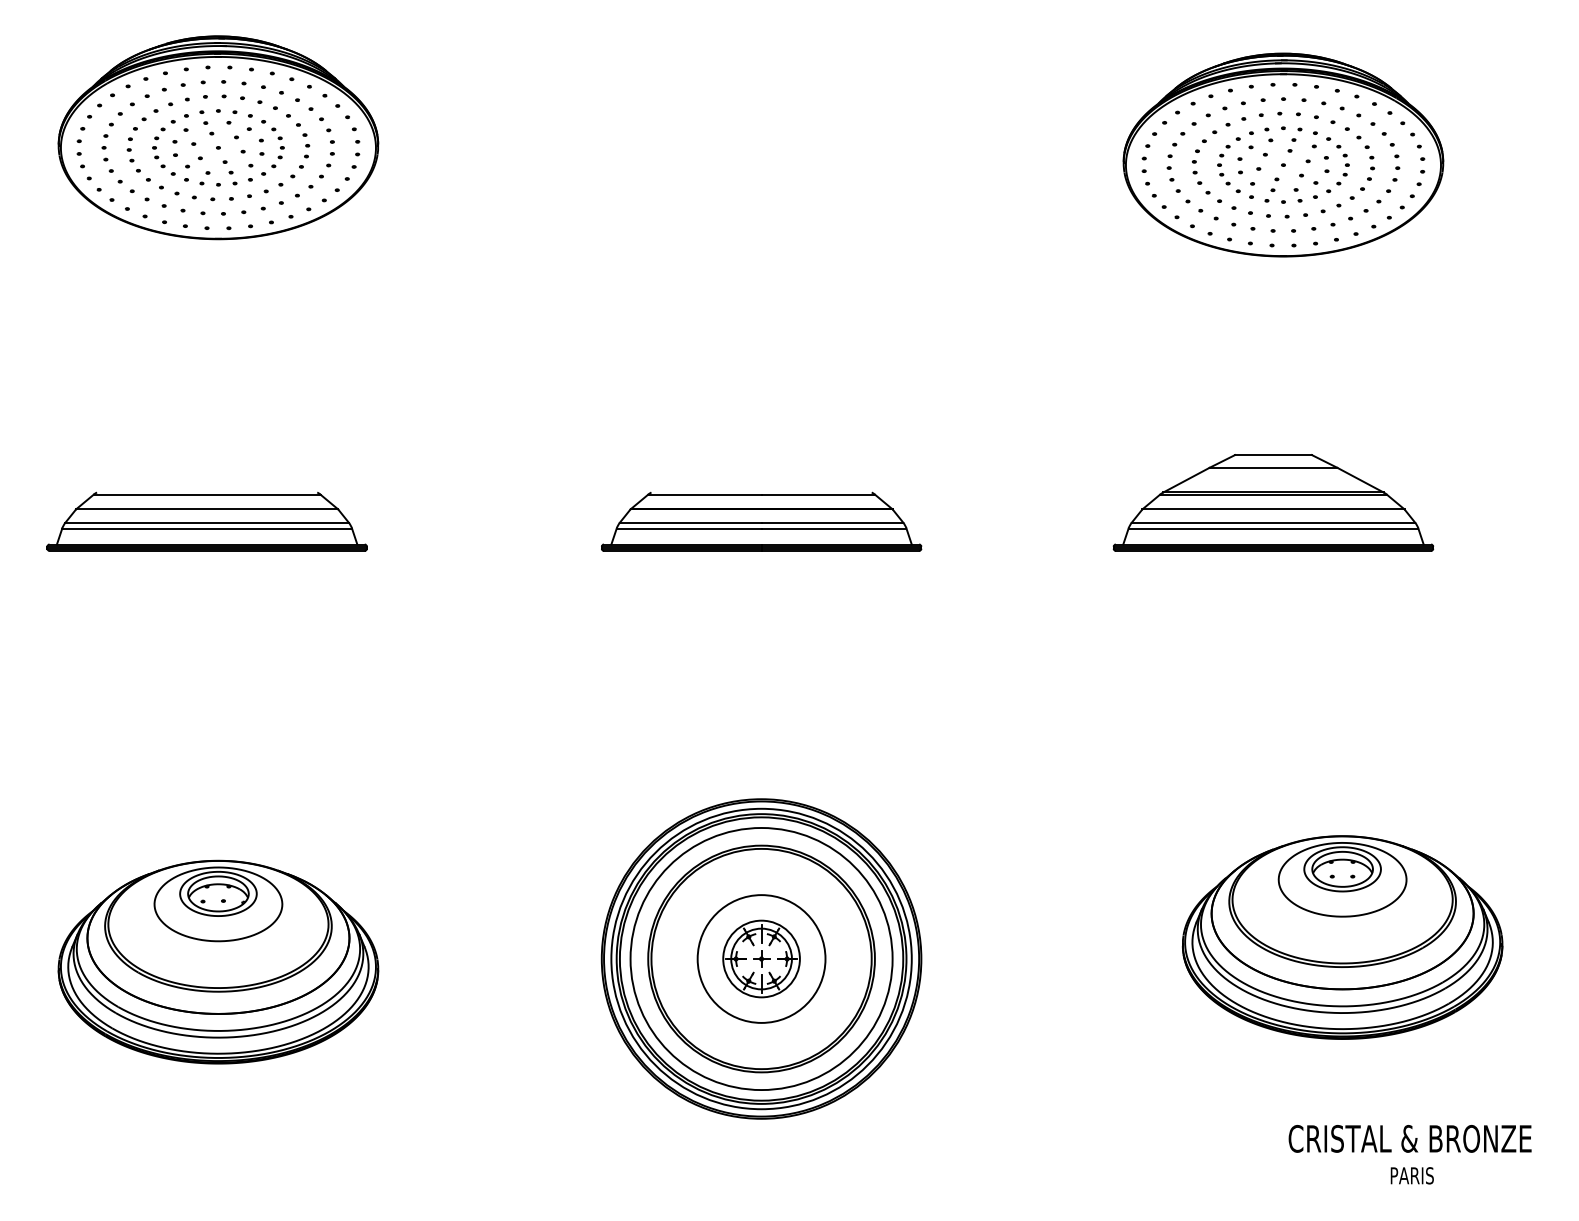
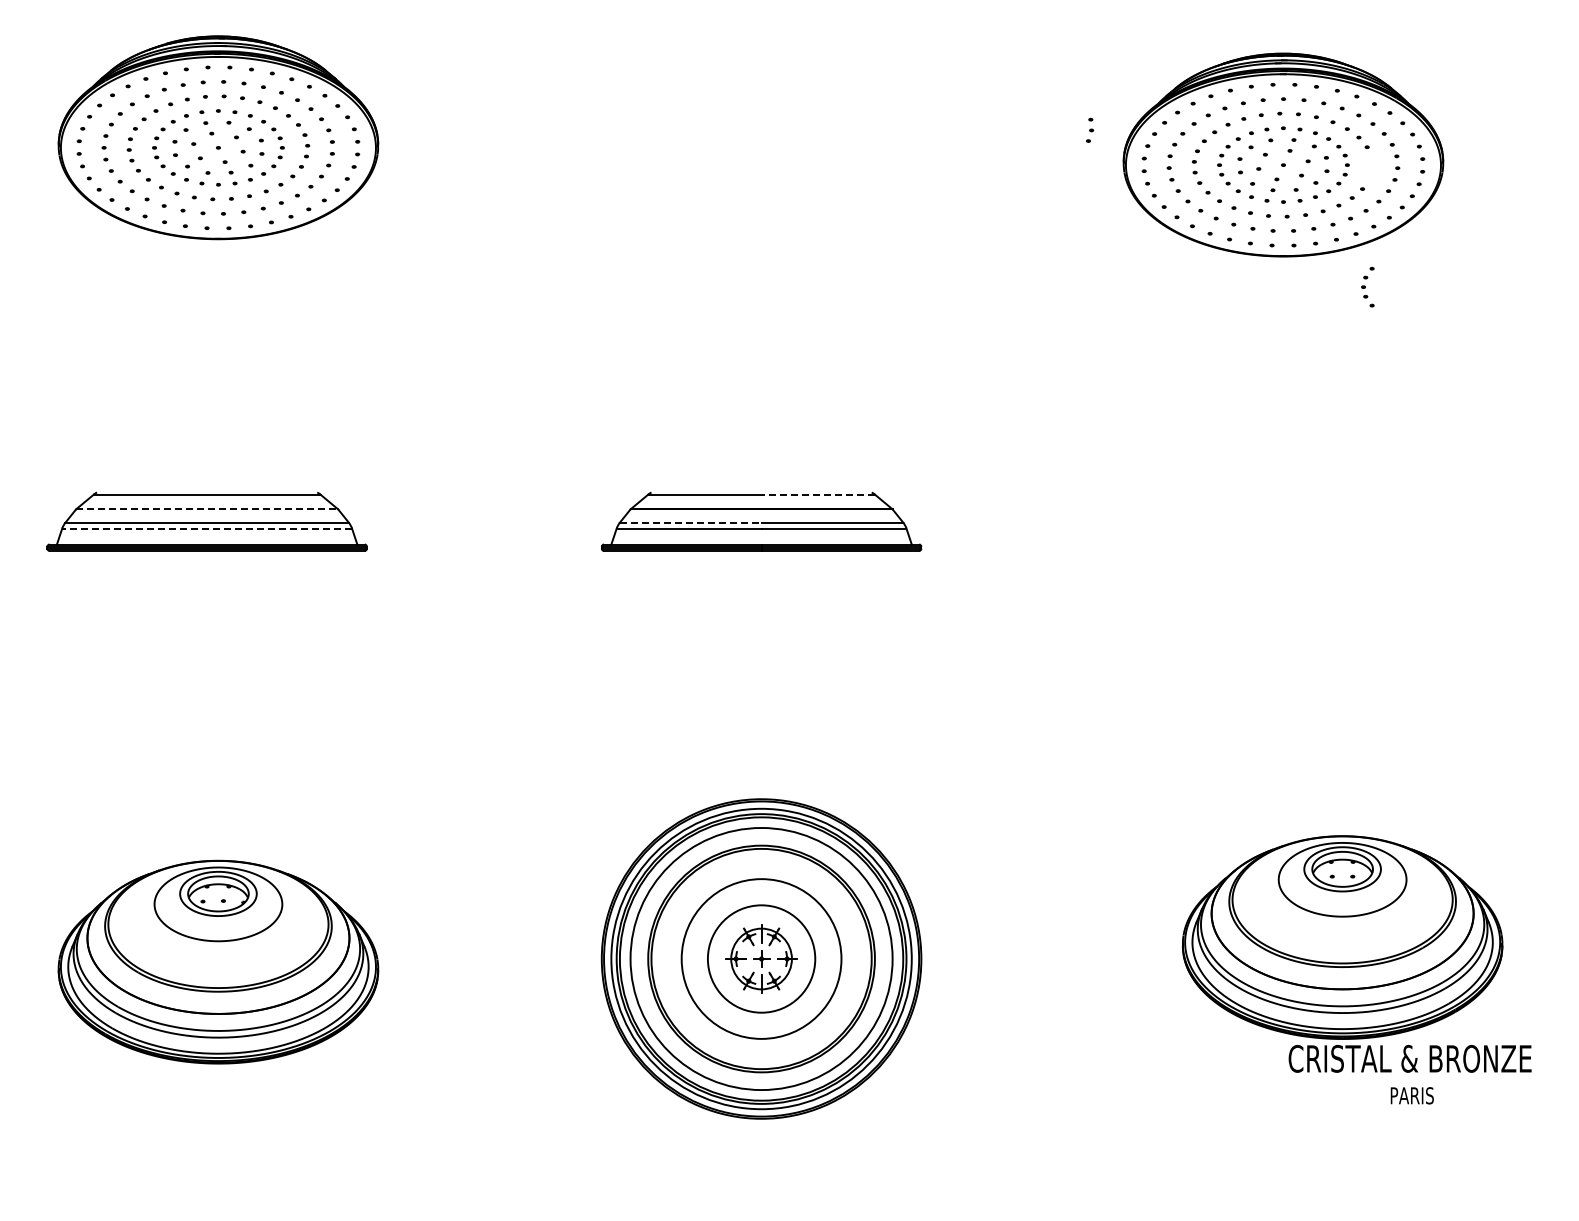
part position: (1371, 167) -> (1090, 129) (1090, 129)
part: none -> present (1367, 286)
line: solid -> dashed (818, 494)
part: present -> none (1273, 502)
line: solid -> dashed (207, 509)
line: solid -> dashed (690, 522)
line: solid -> dashed (207, 528)
circle diameter: 128 px -> 160 px (761, 958)
circle diameter: 77 px -> 107 px (761, 958)
text position: (1409, 1154) -> (1409, 1074) (1409, 1074)
